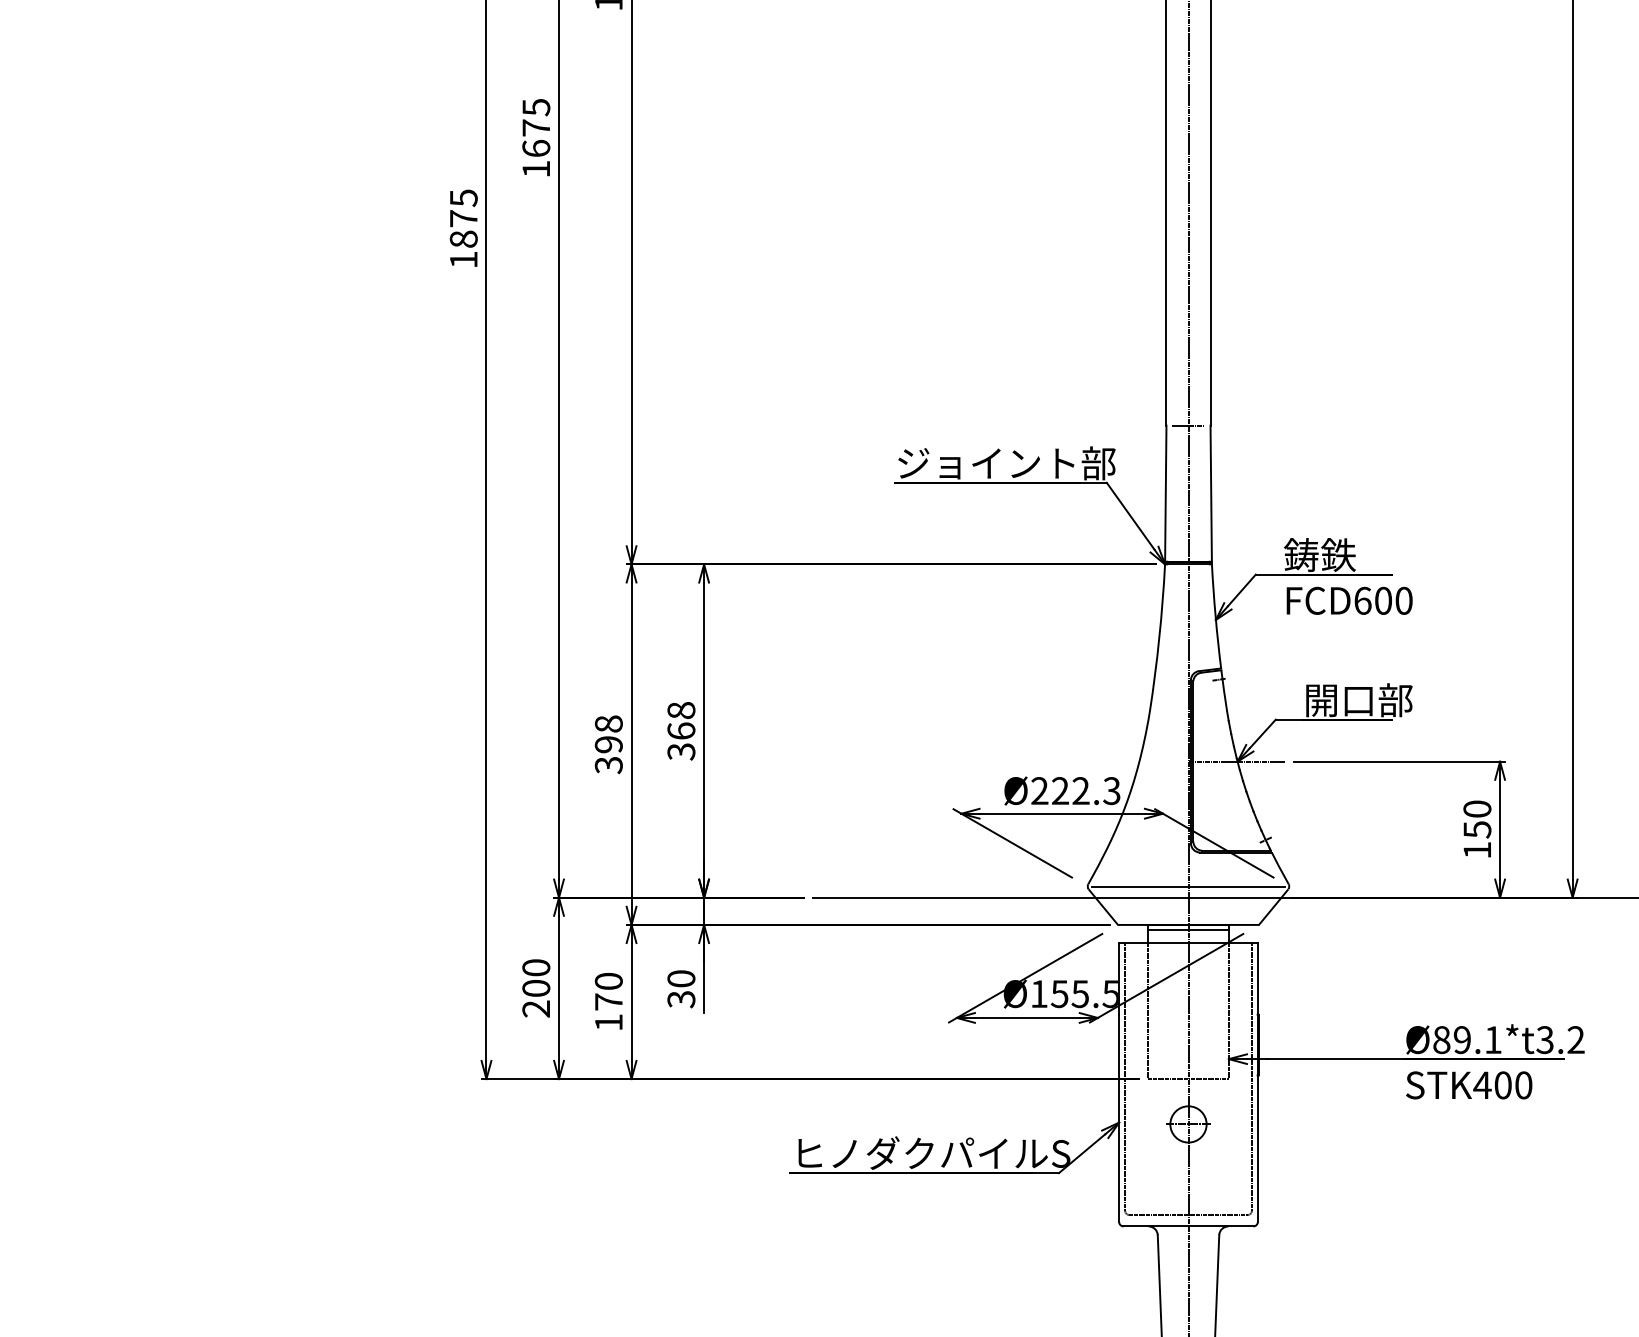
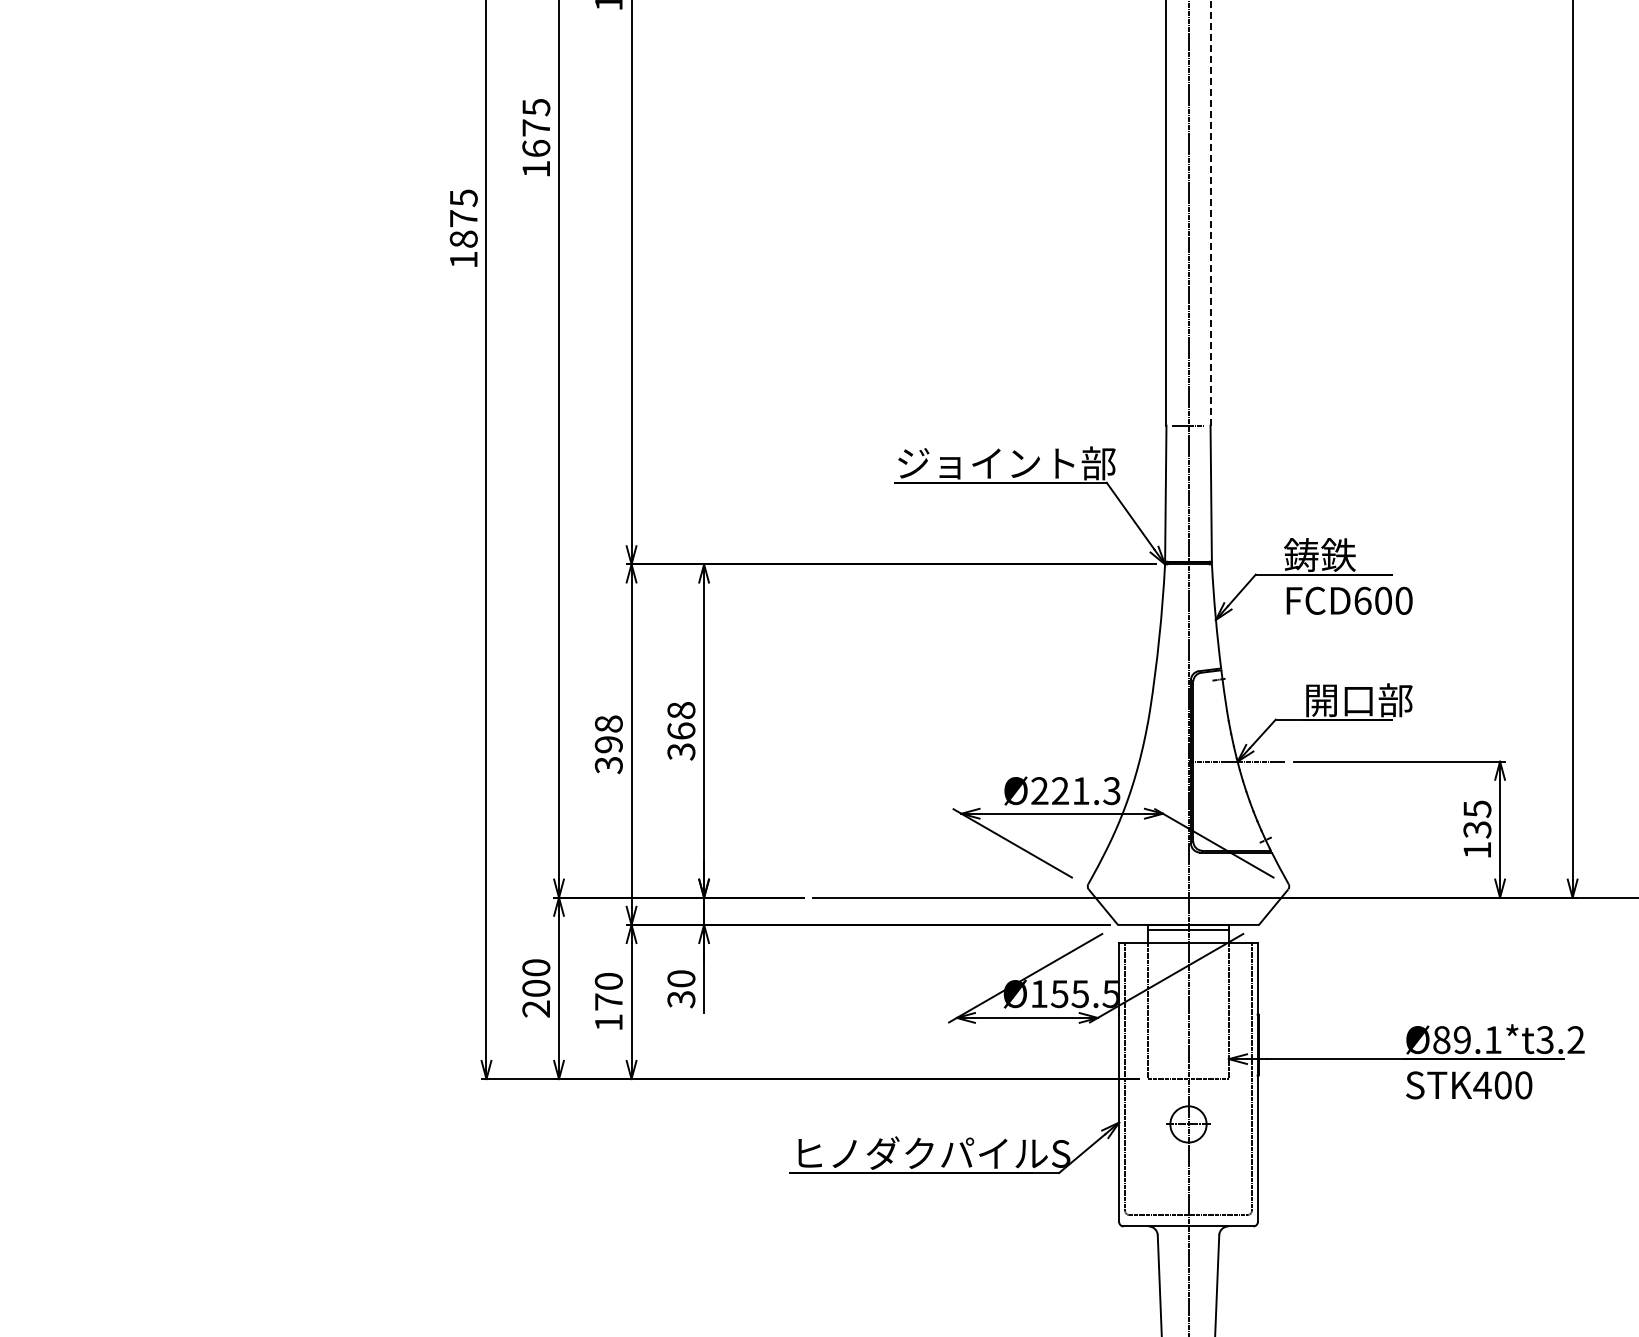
line: solid -> dashed (1210, 212)
text: Ø222.3 -> Ø221.3 (1080, 790)
text: 150 -> 135 (1477, 819)
line: present -> none (1188, 886)
